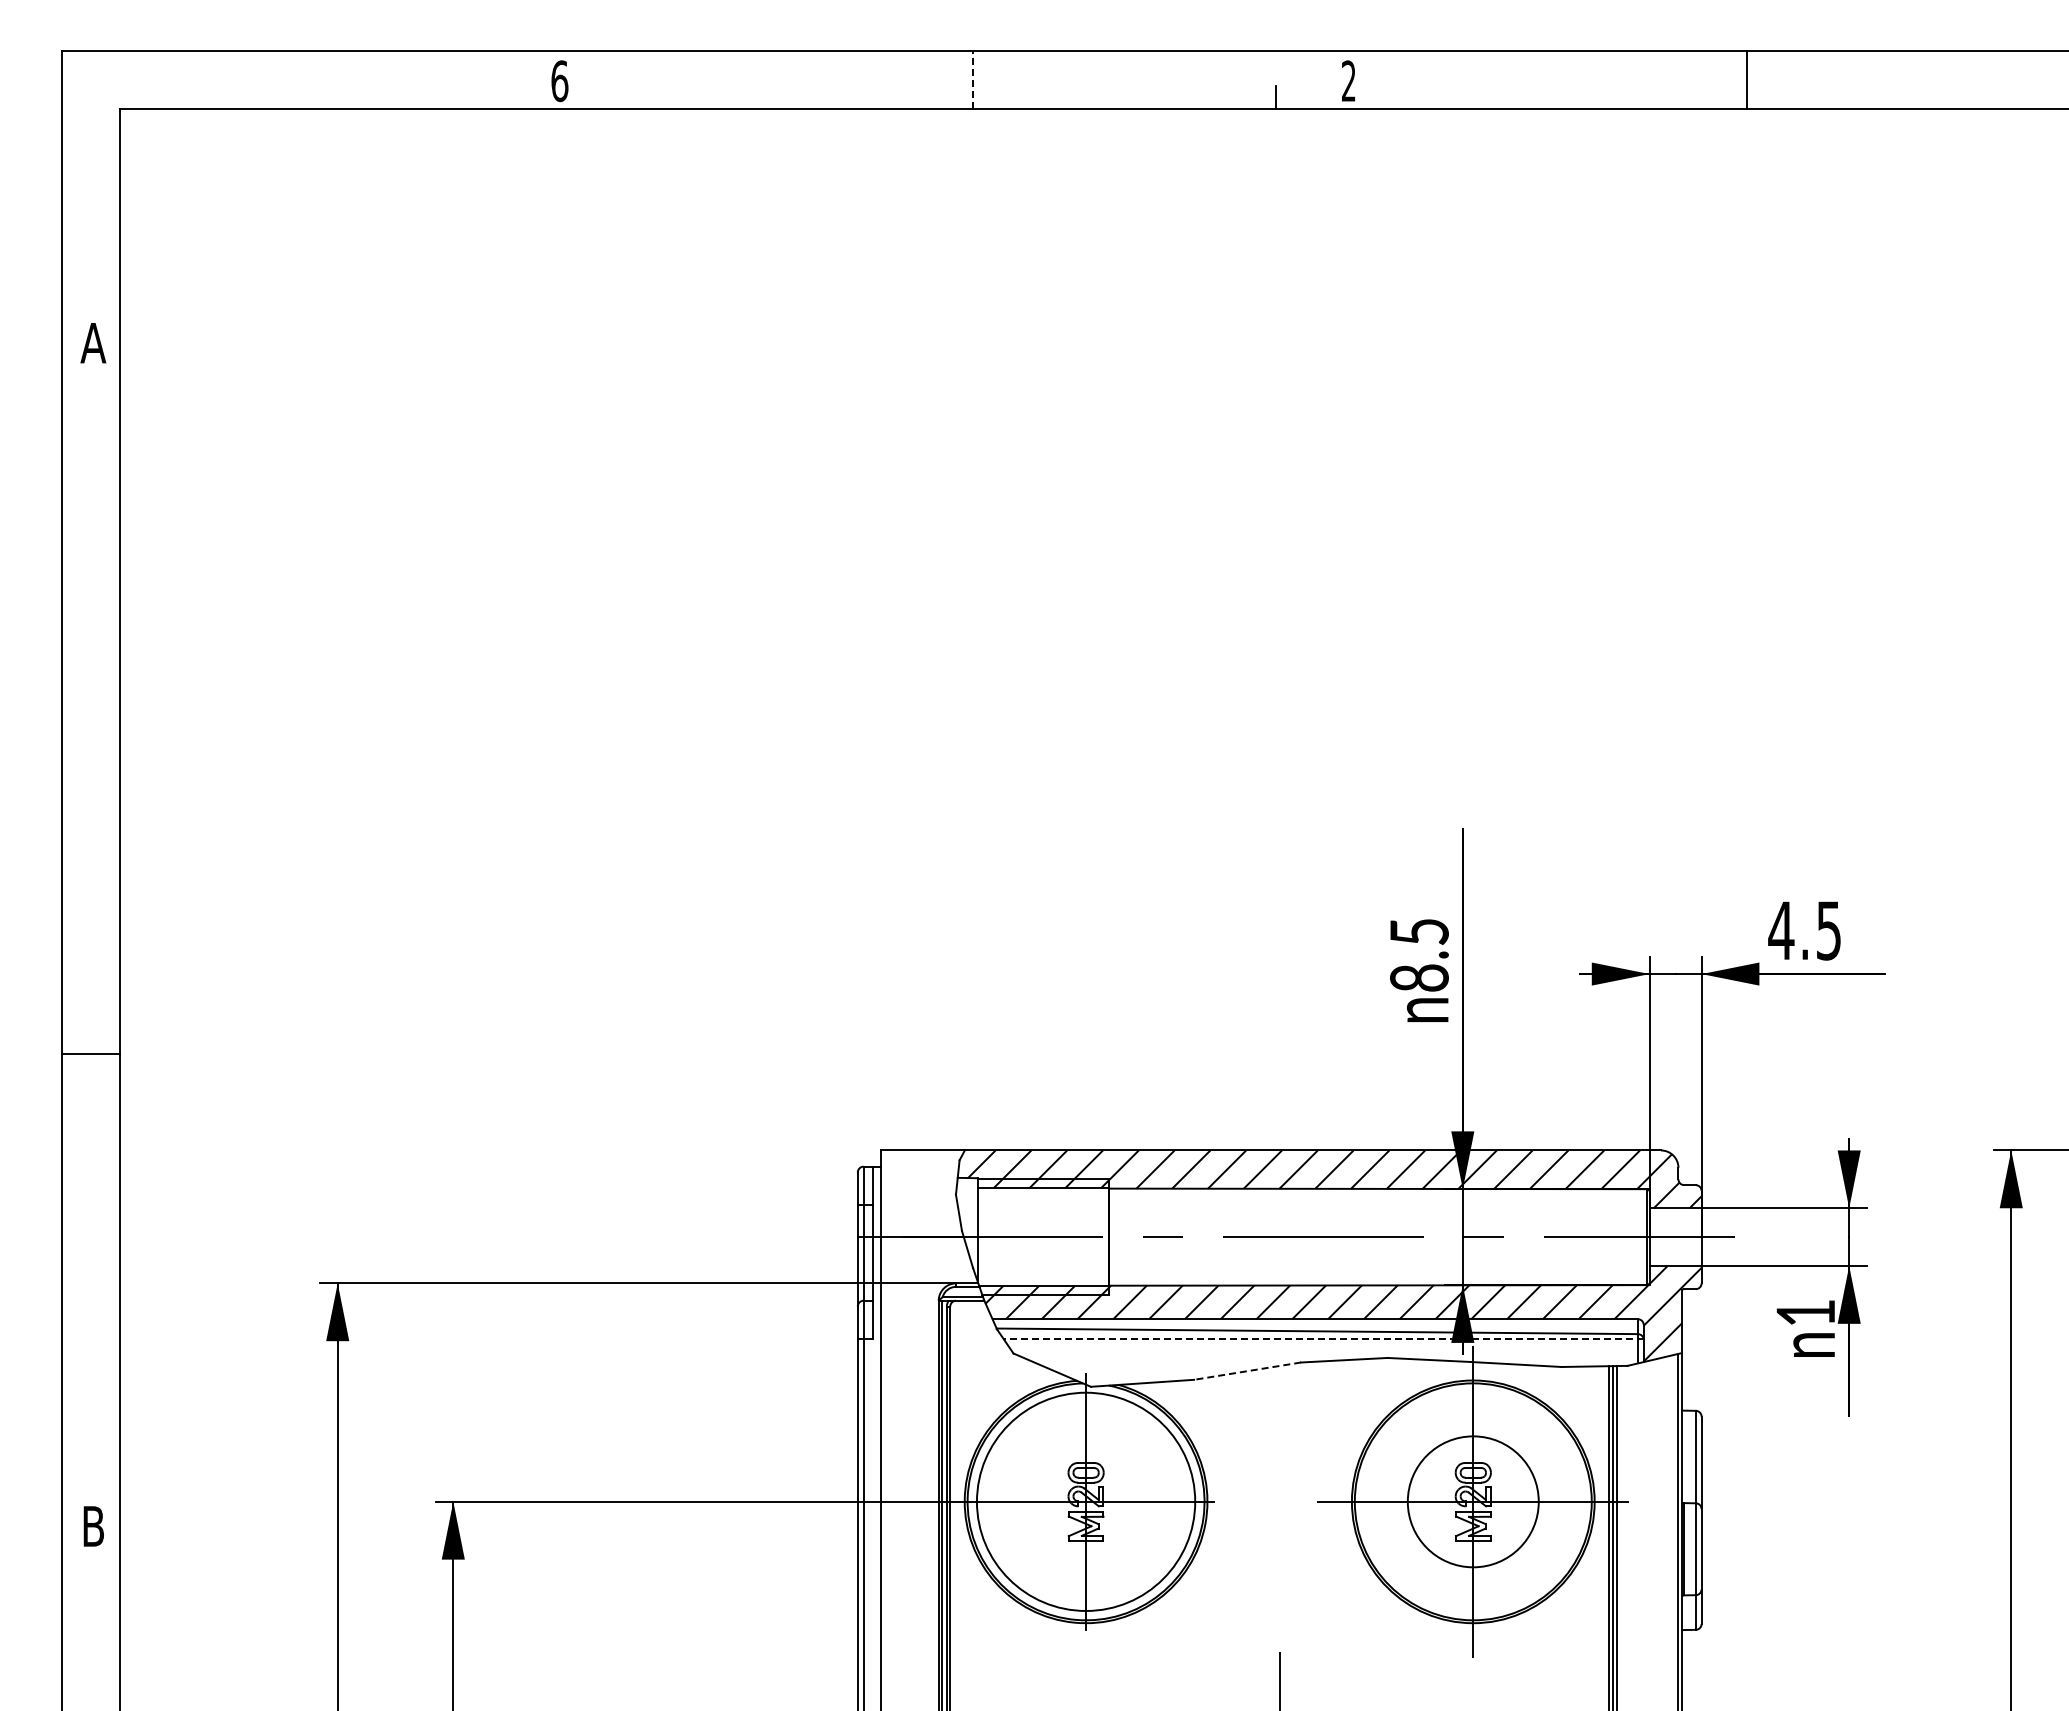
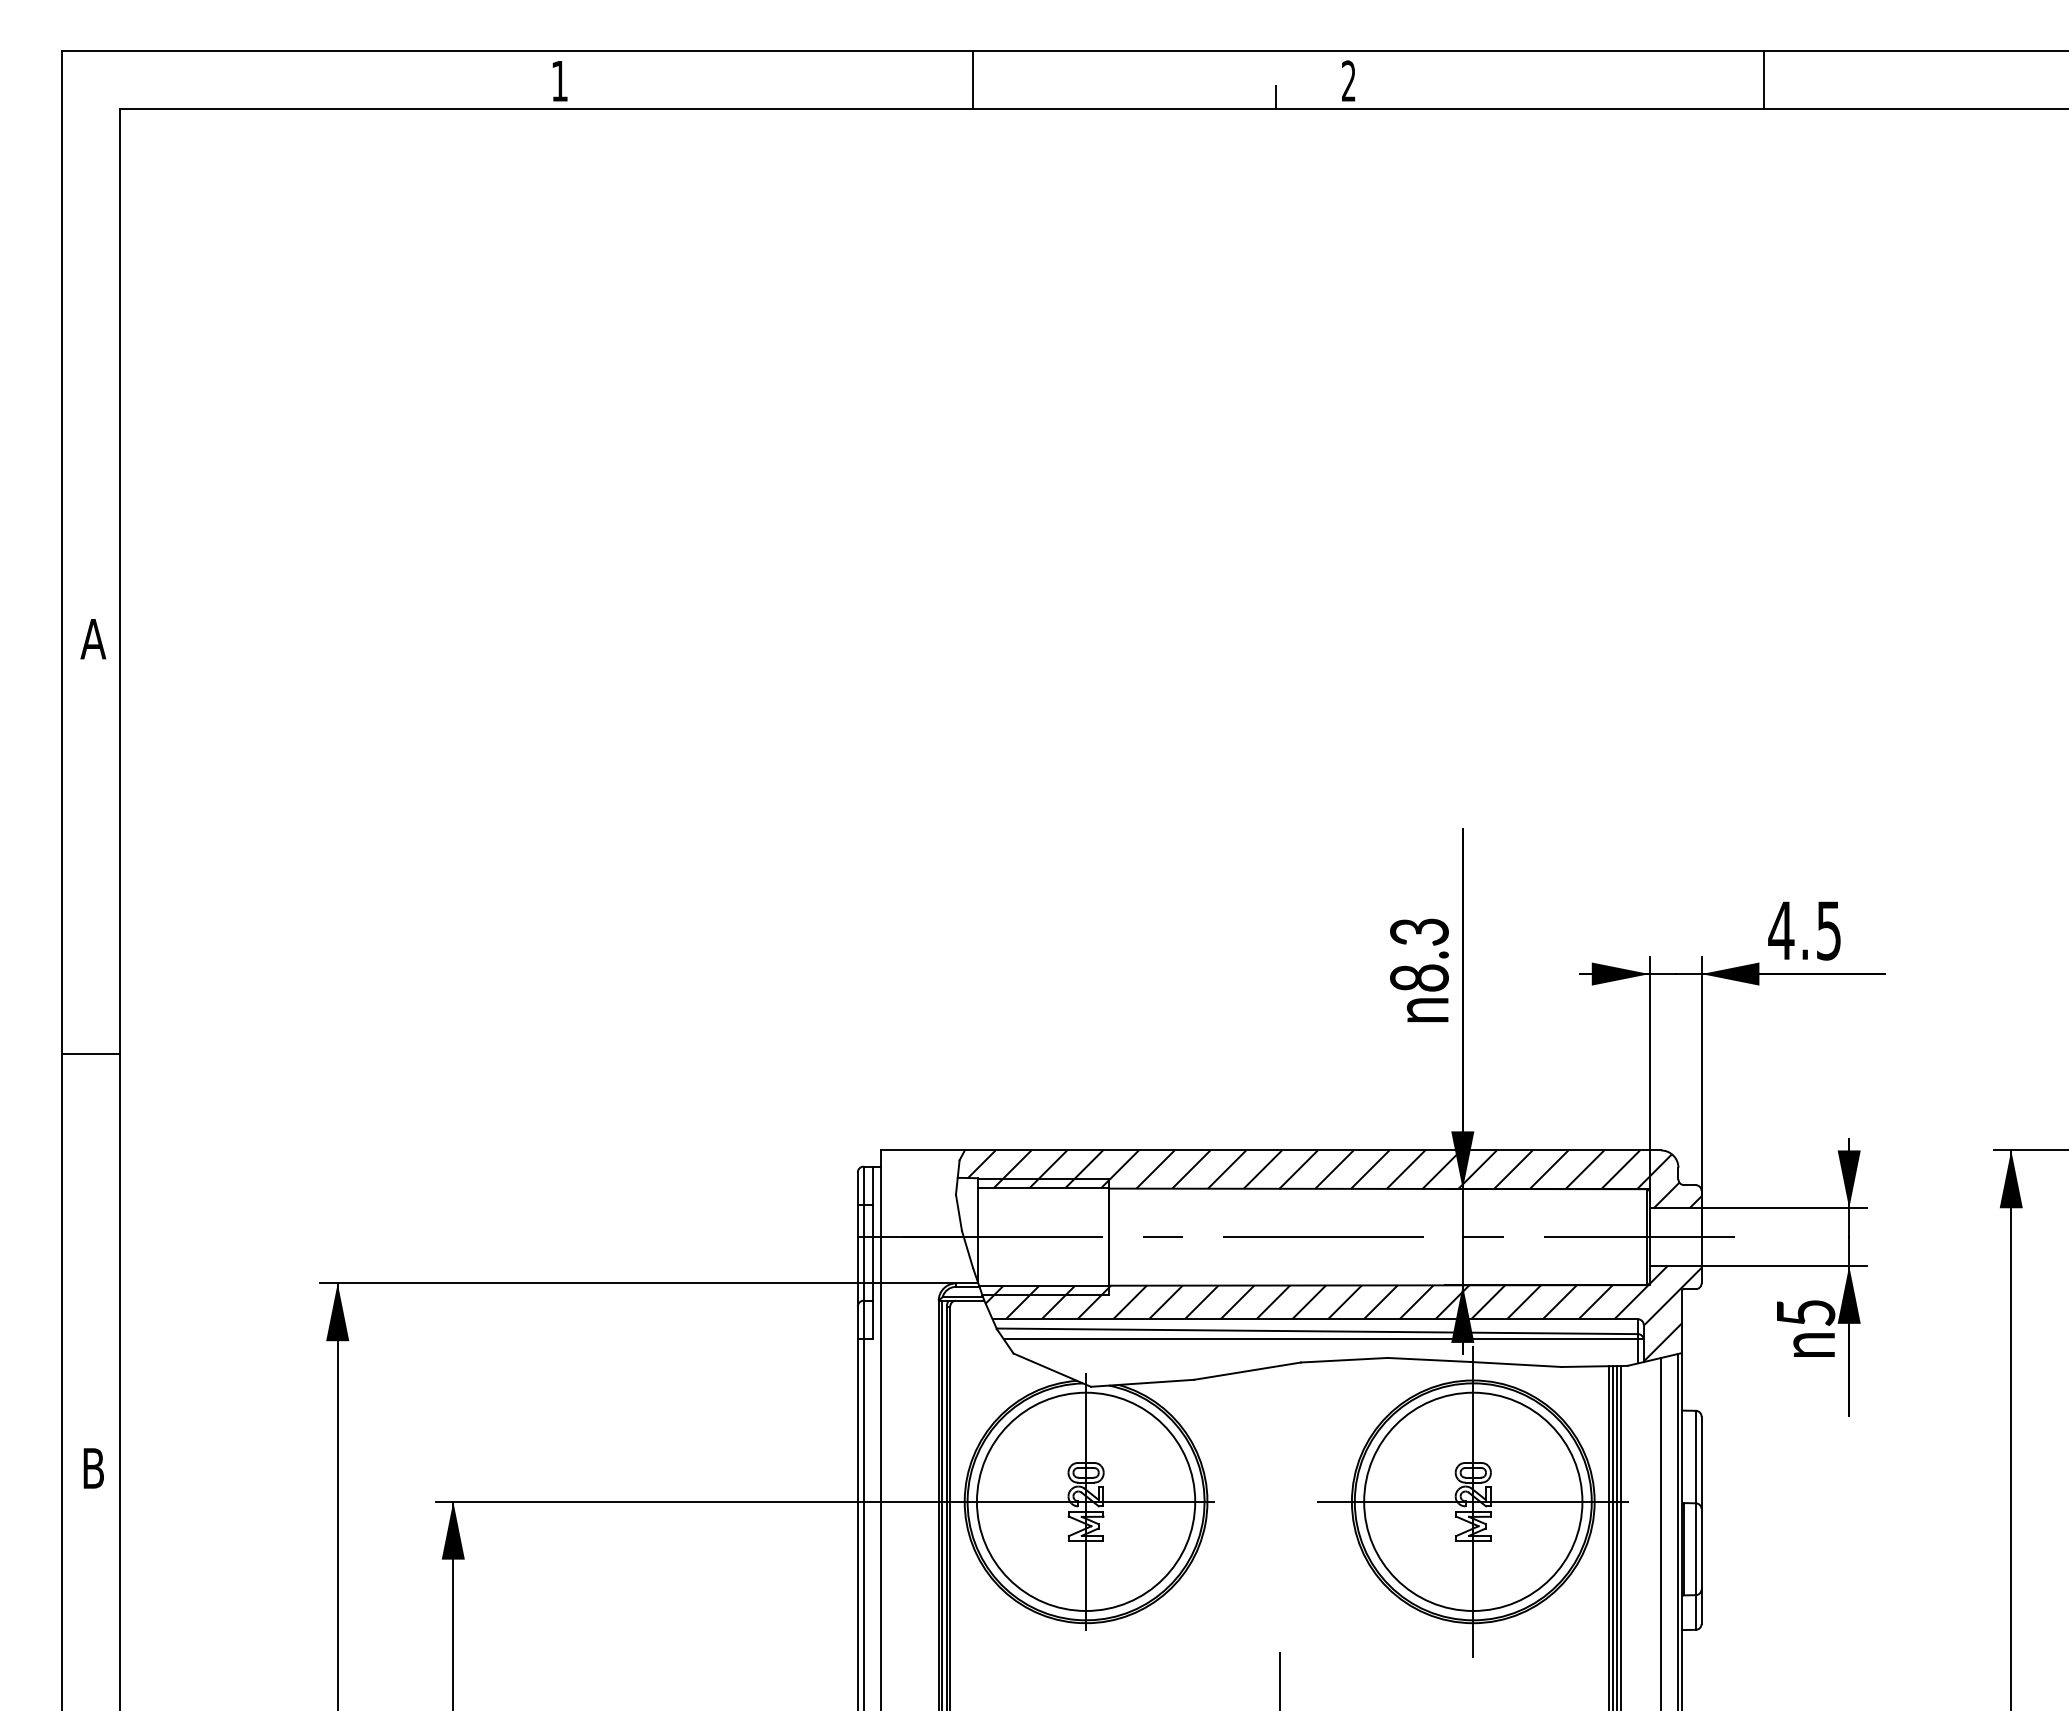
line: dashed -> solid (973, 80)
line position: (1747, 80) -> (1764, 80) (1764, 80)
text: 6 -> 1 (559, 81)
text position: (93, 343) -> (93, 639) (93, 639)
text: 8.5 -> 8.3 (1419, 931)
text: 1 -> 5 (1805, 1312)
line: dashed -> solid (1323, 1338)
line: dashed -> solid (1247, 1371)
circle diameter: 131 px -> 218 px (1473, 1501)
text position: (93, 1526) -> (93, 1468) (93, 1468)
line: none -> present (1661, 1532)
line: none -> present (1620, 1536)
